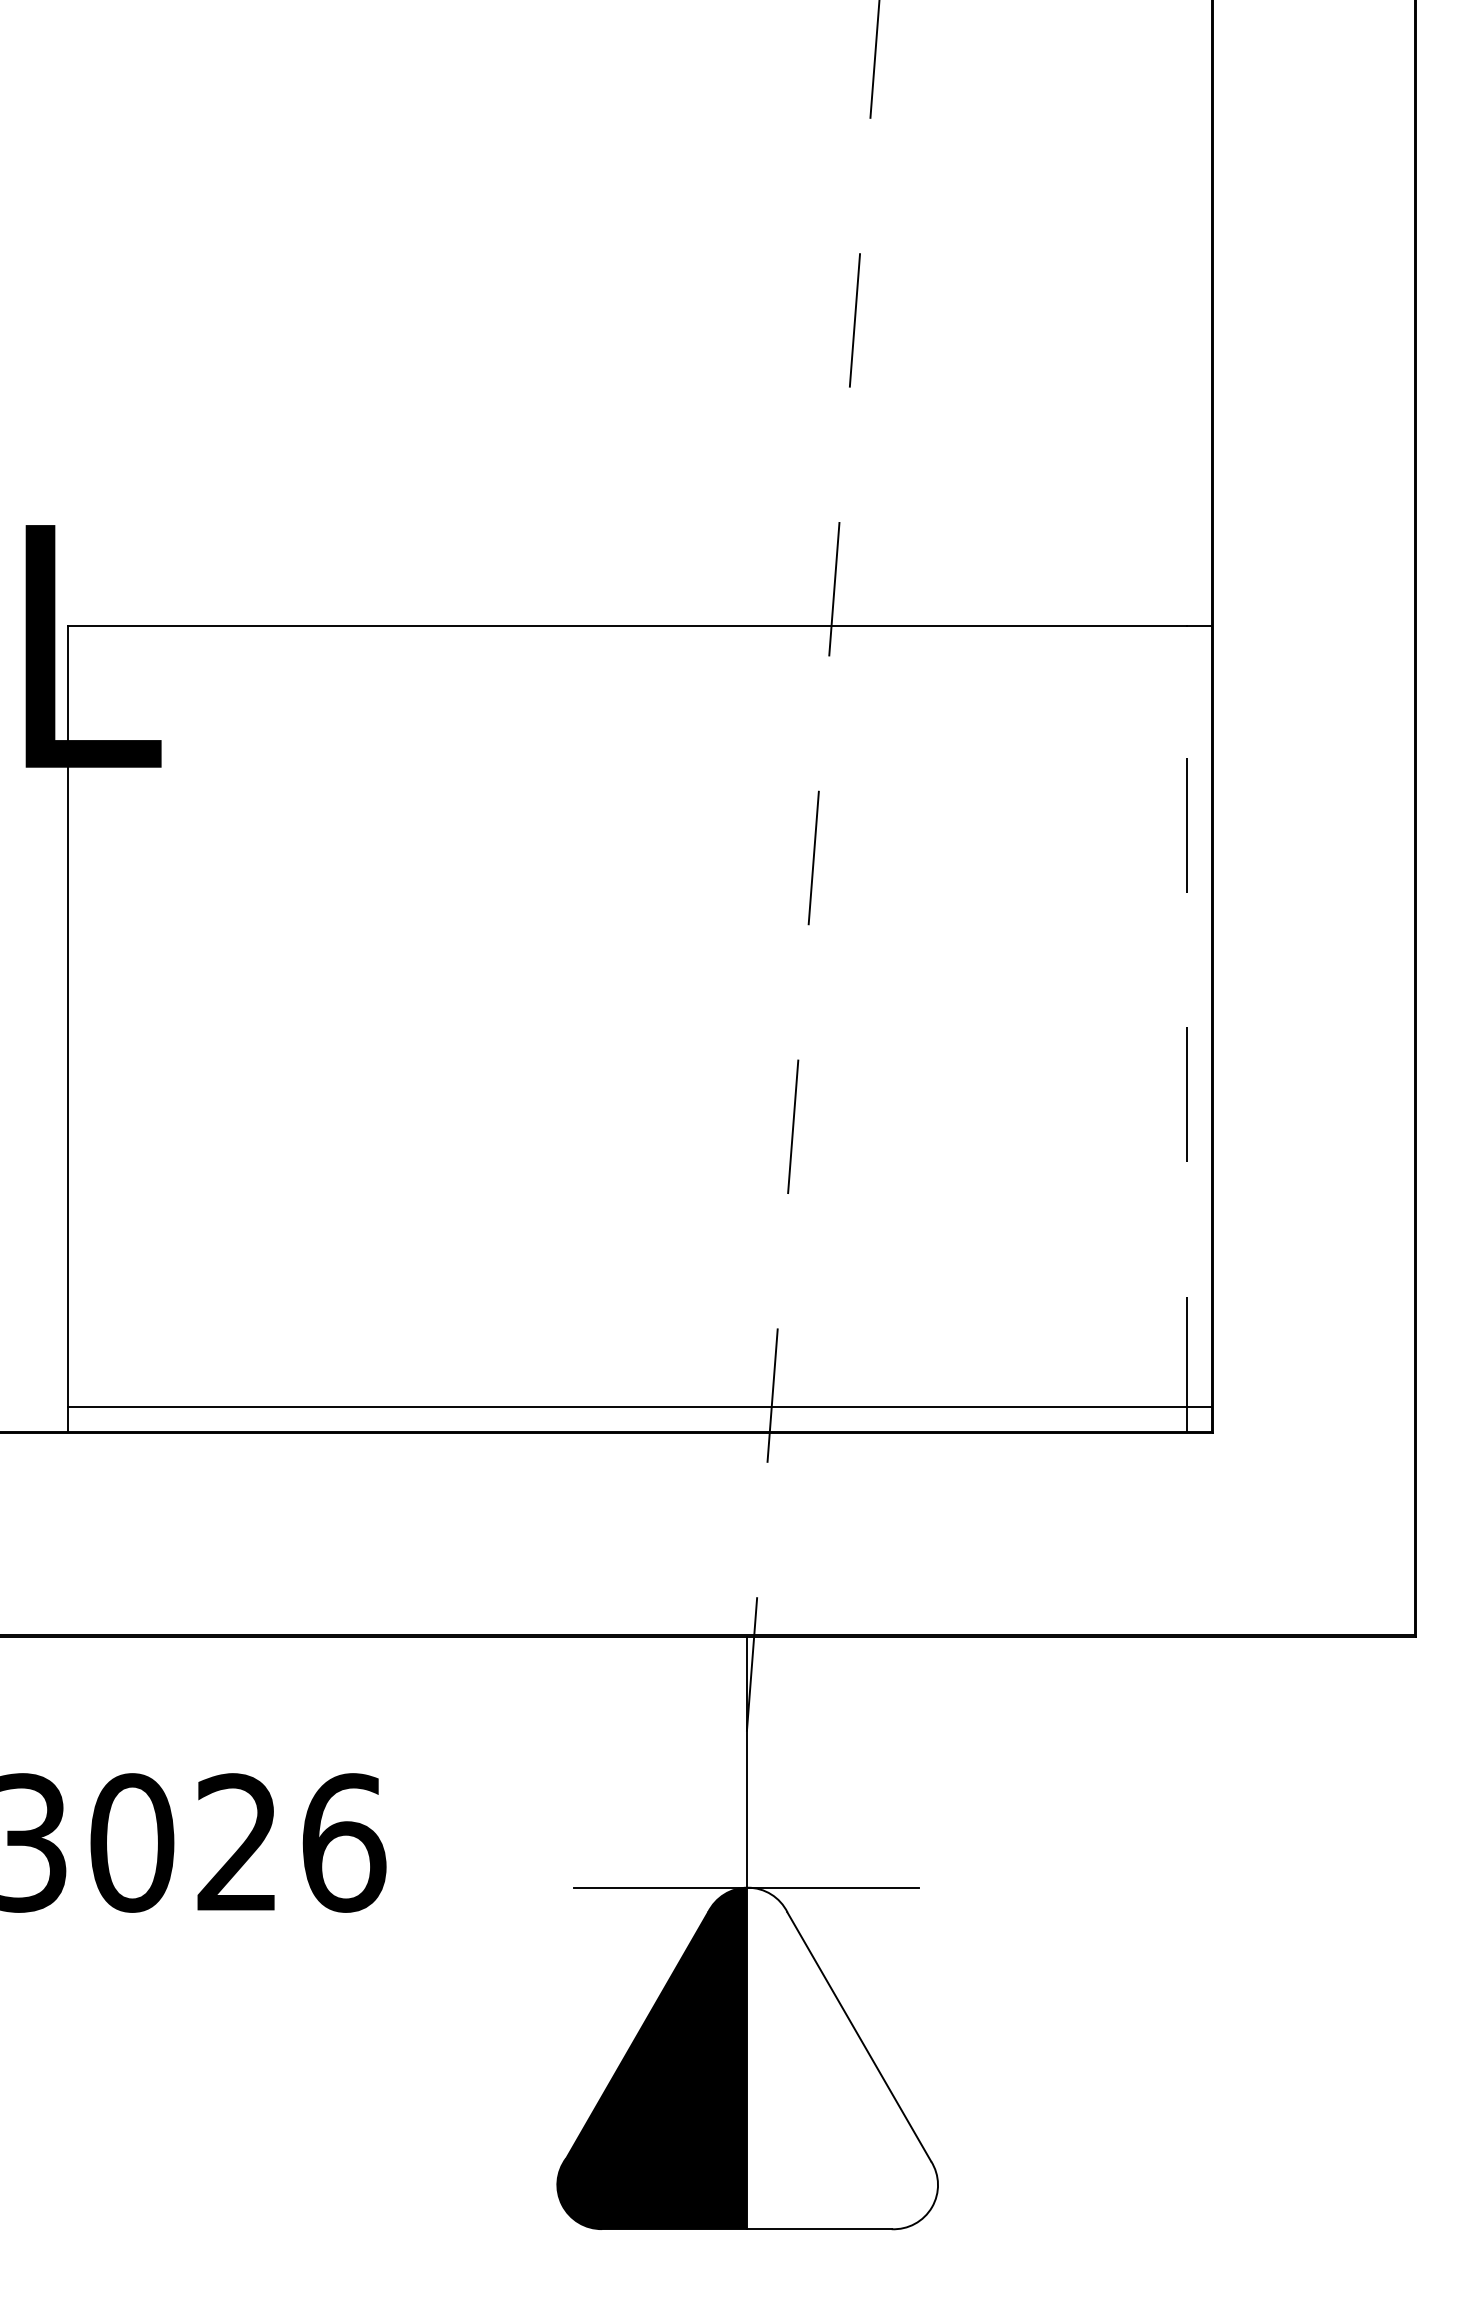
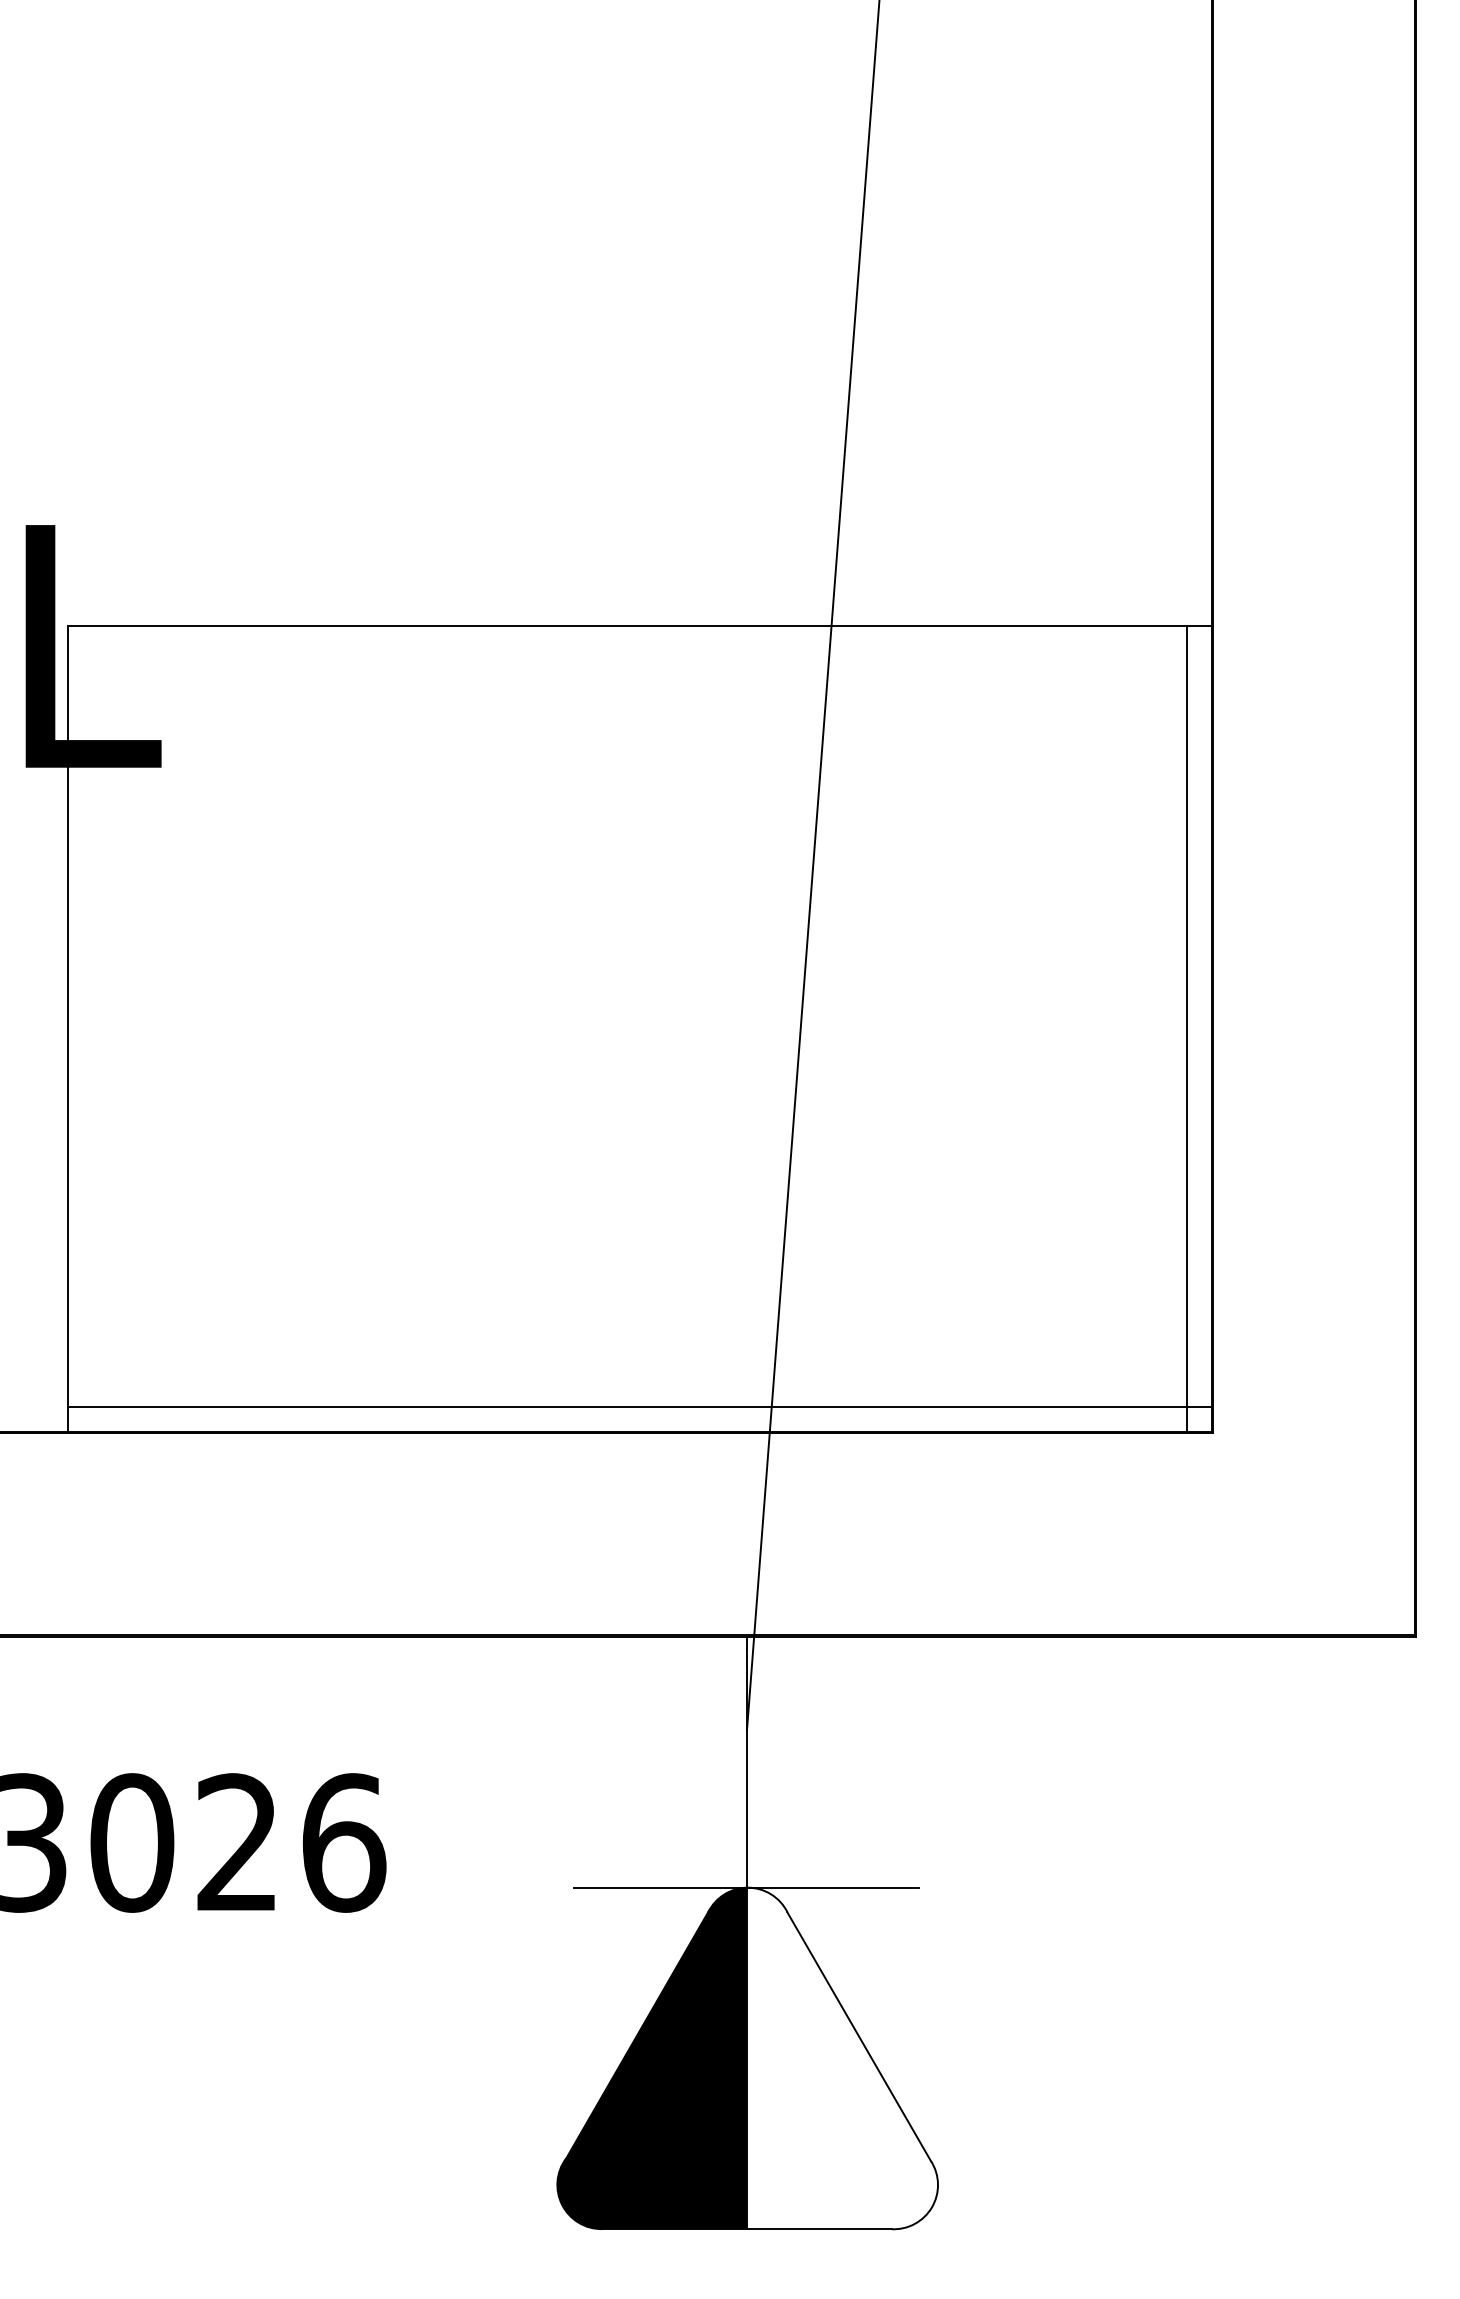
line: dashed -> solid (813, 866)
line: dashed -> solid (1187, 1028)
